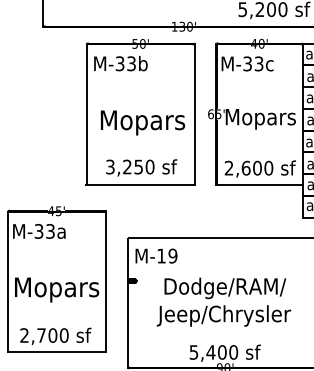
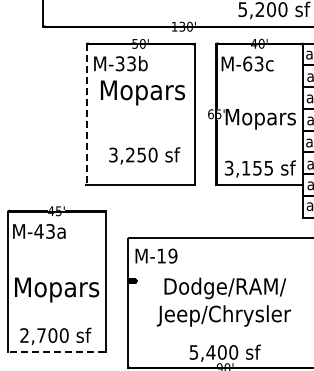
text: M-33c -> M-63c (247, 63)
line: solid -> dashed (86, 114)
text position: (143, 122) -> (143, 92) (143, 92)
text position: (141, 167) -> (144, 155) (144, 155)
text: 2,600 -> 3,155 (249, 167)
text: M-33a -> M-43a (38, 231)
line: solid -> dashed (56, 352)
